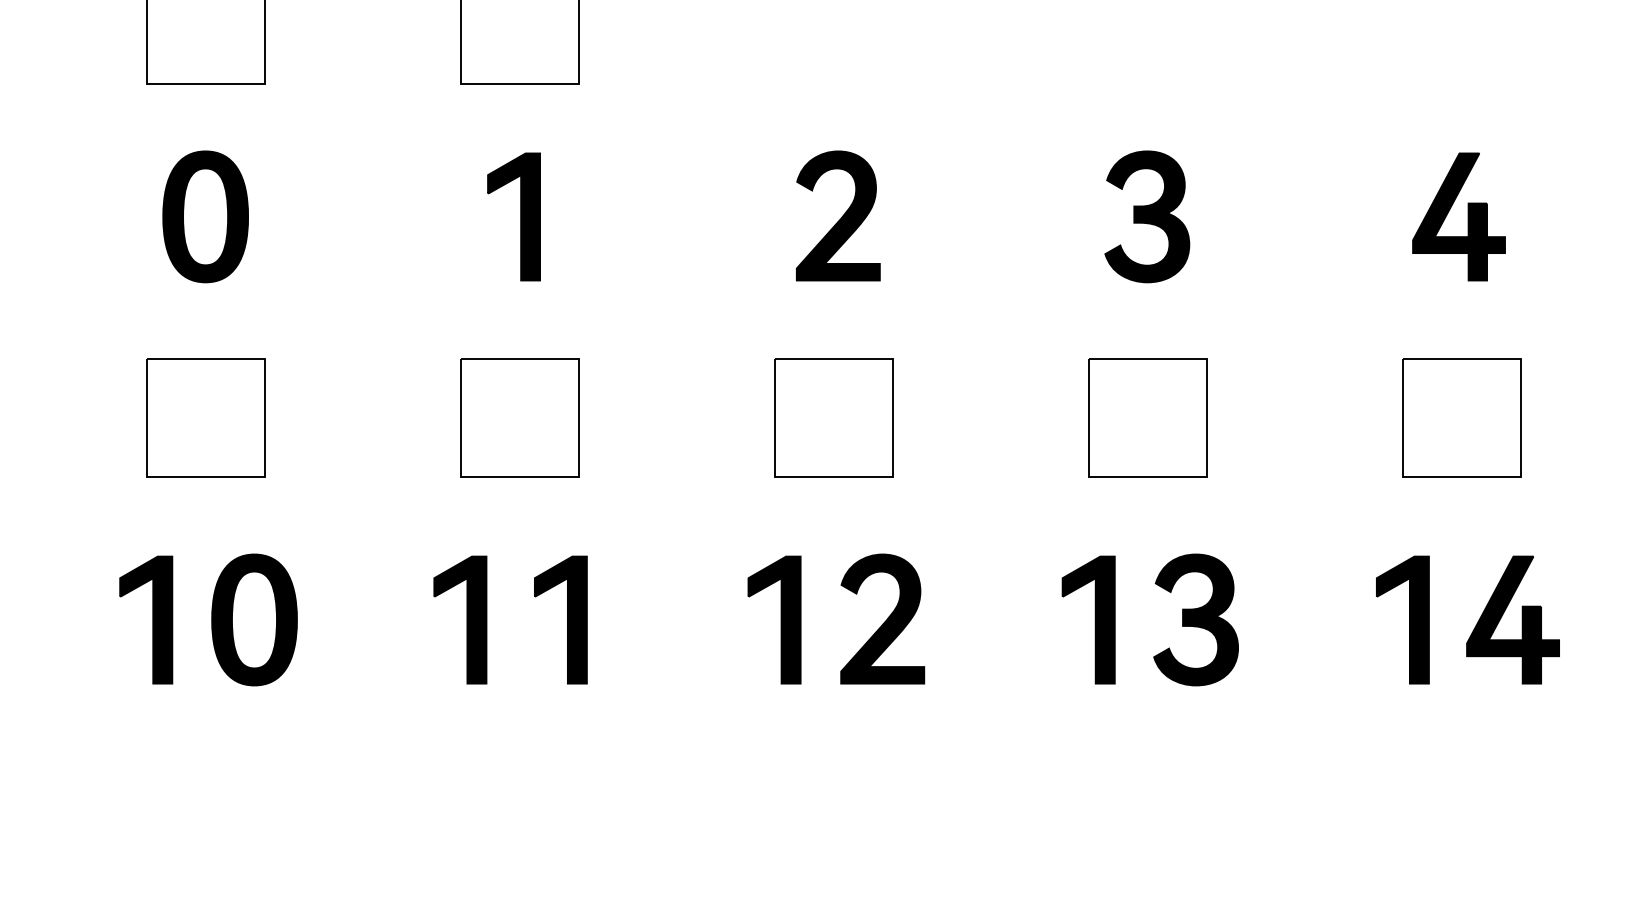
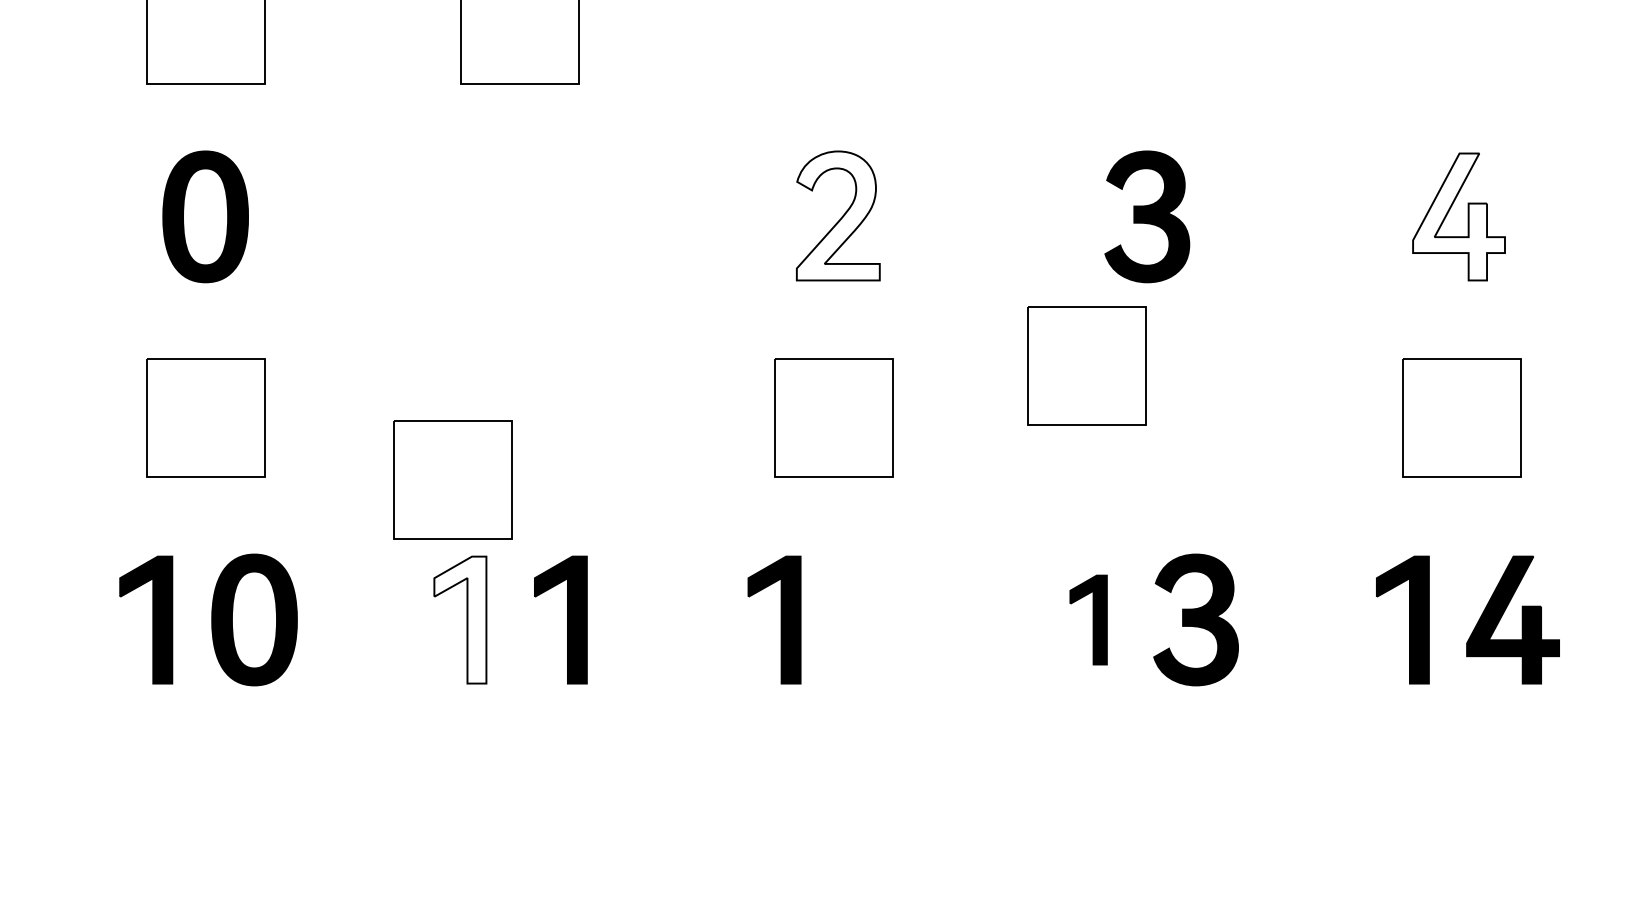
fill: present -> none (837, 215)
part: present -> none (520, 216)
fill: present -> none (1458, 216)
part position: (519, 417) -> (452, 479) (452, 479)
part position: (1147, 417) -> (1086, 365) (1086, 365)
part: present -> none (882, 618)
fill: present -> none (460, 619)
part size: 55x130 px -> 39x92 px (1088, 619)
